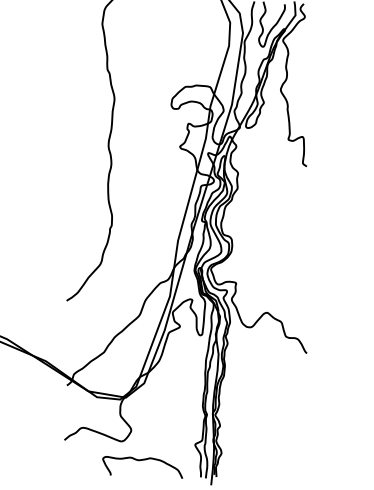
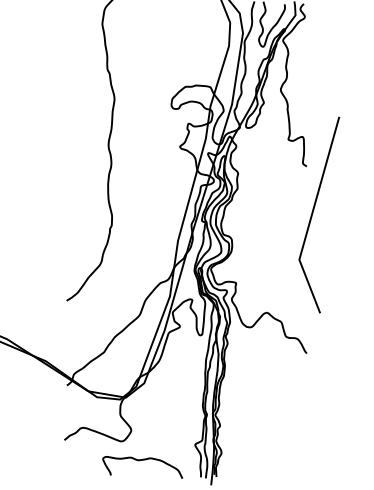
line: none -> present (313, 213)
